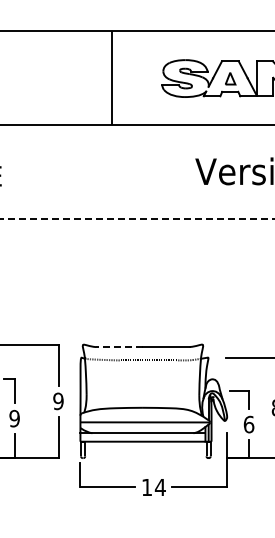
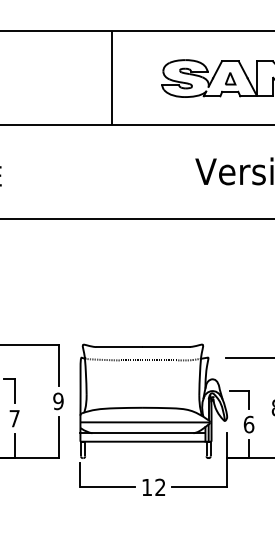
line: dashed -> solid (137, 219)
line: dashed -> solid (119, 347)
text: 9 -> 7 (14, 418)
text: 14 -> 12 (159, 486)
